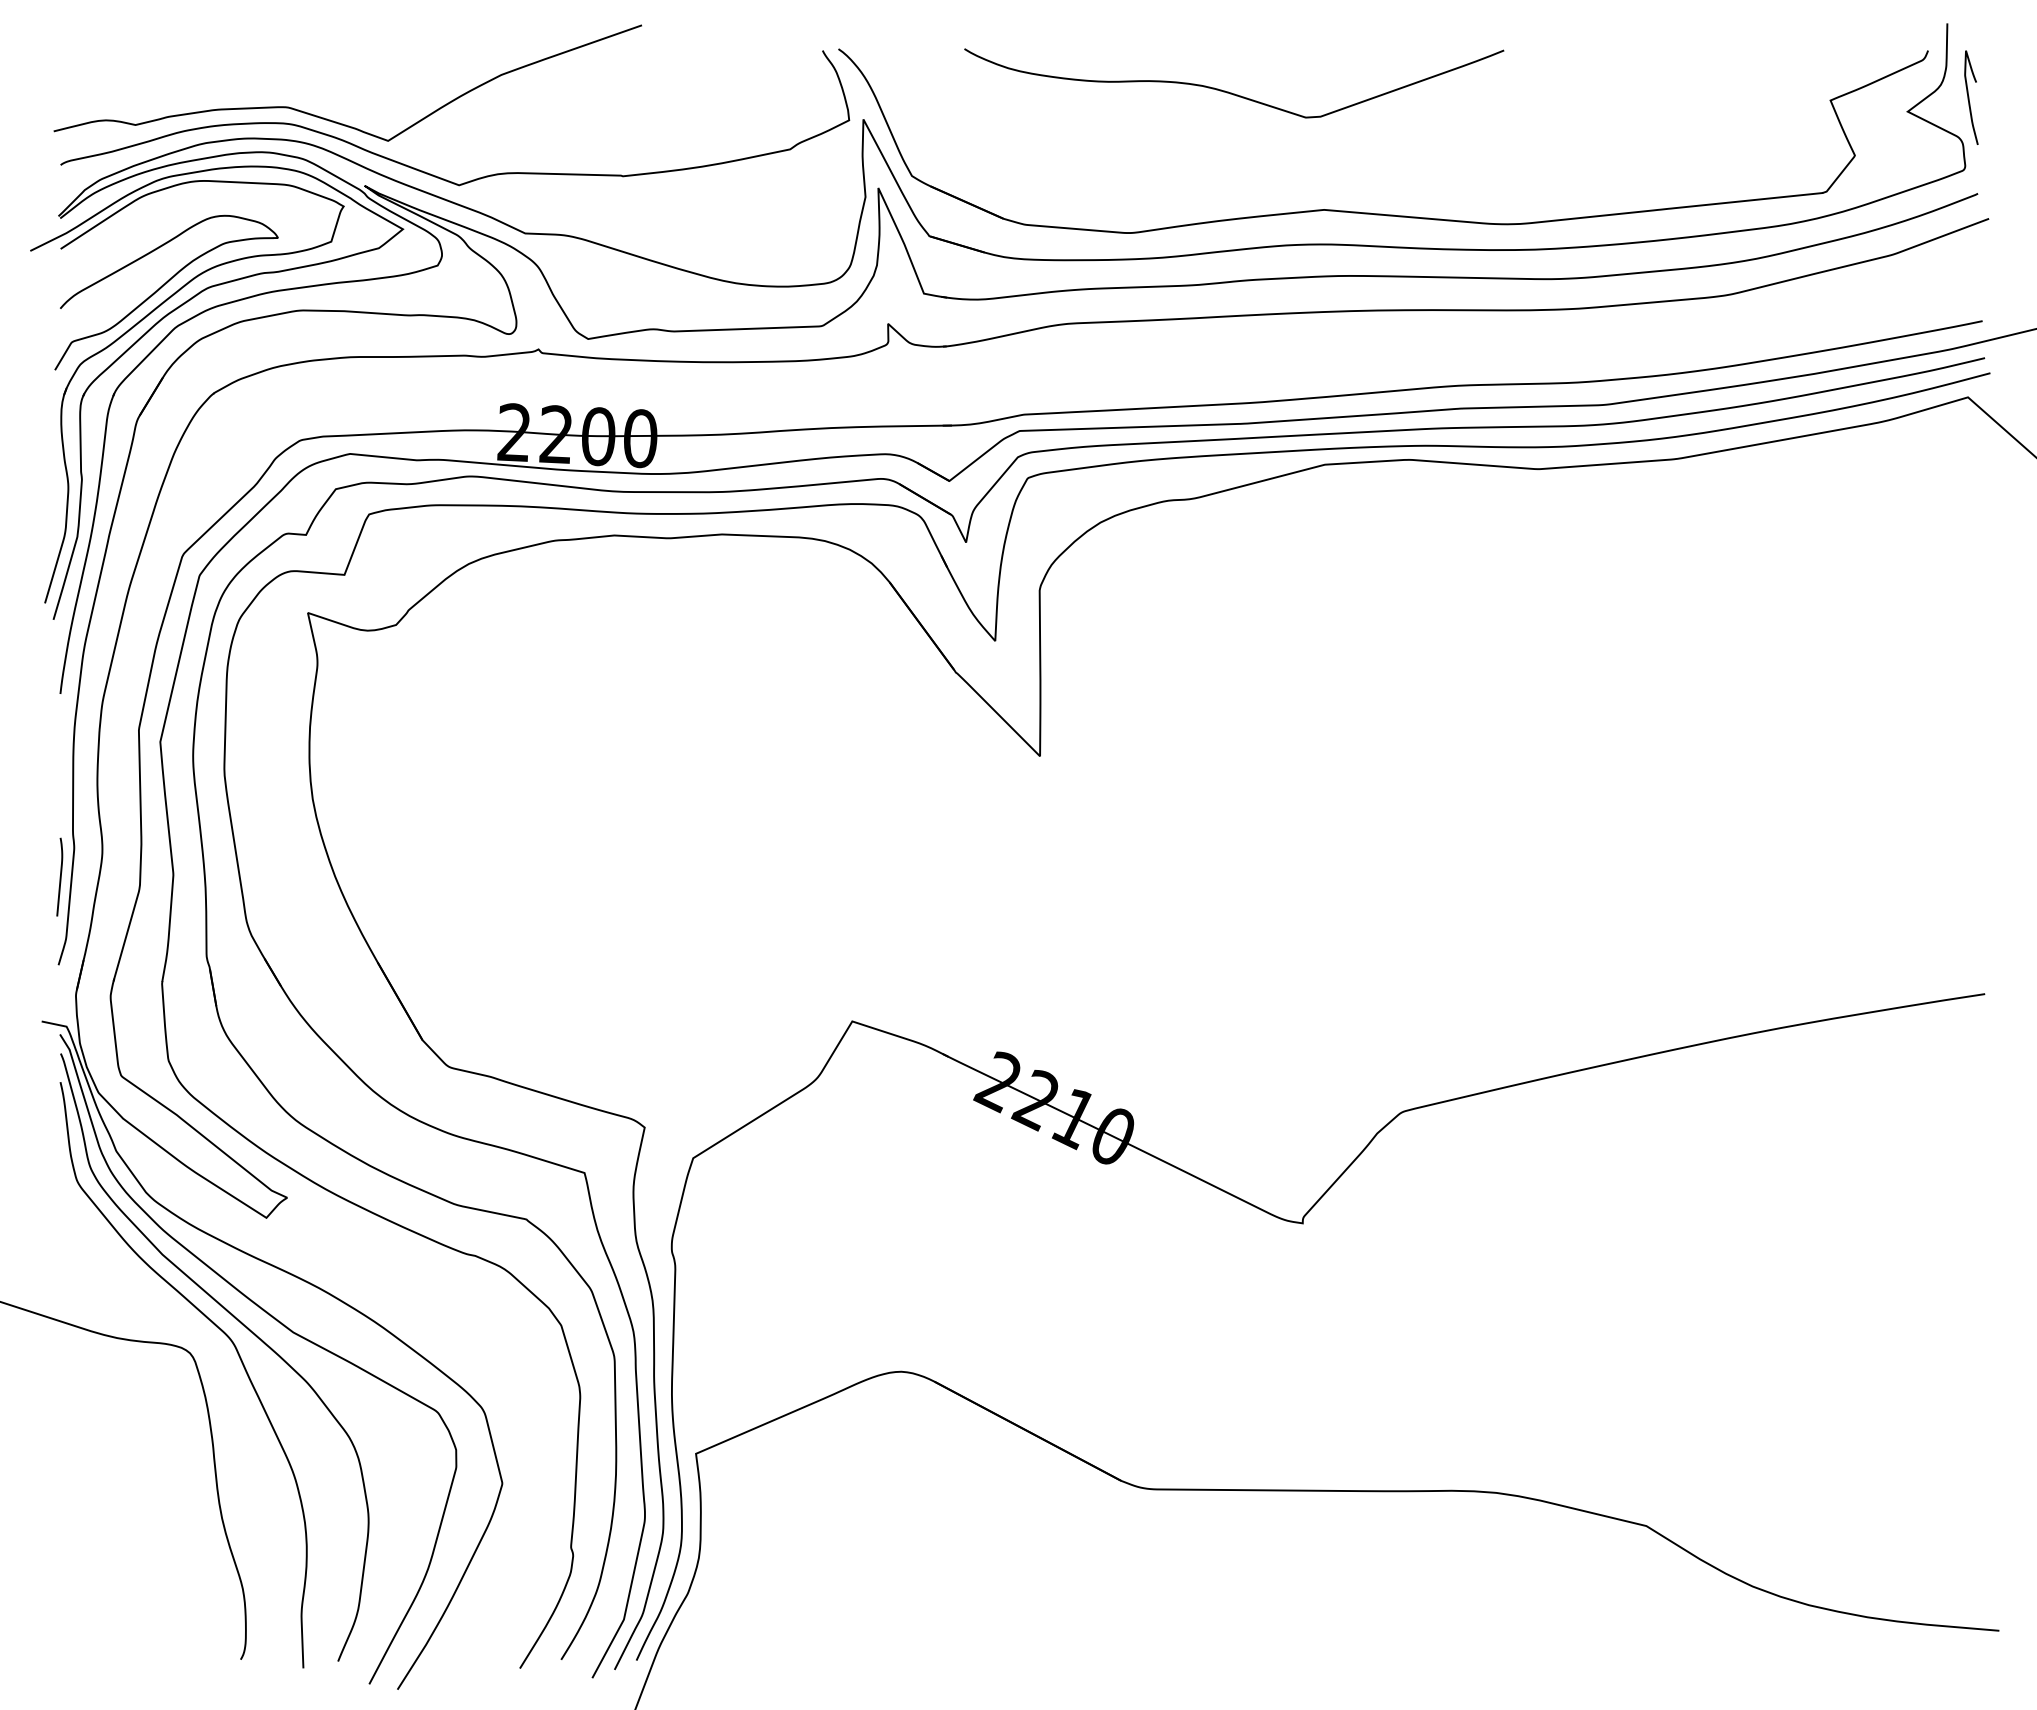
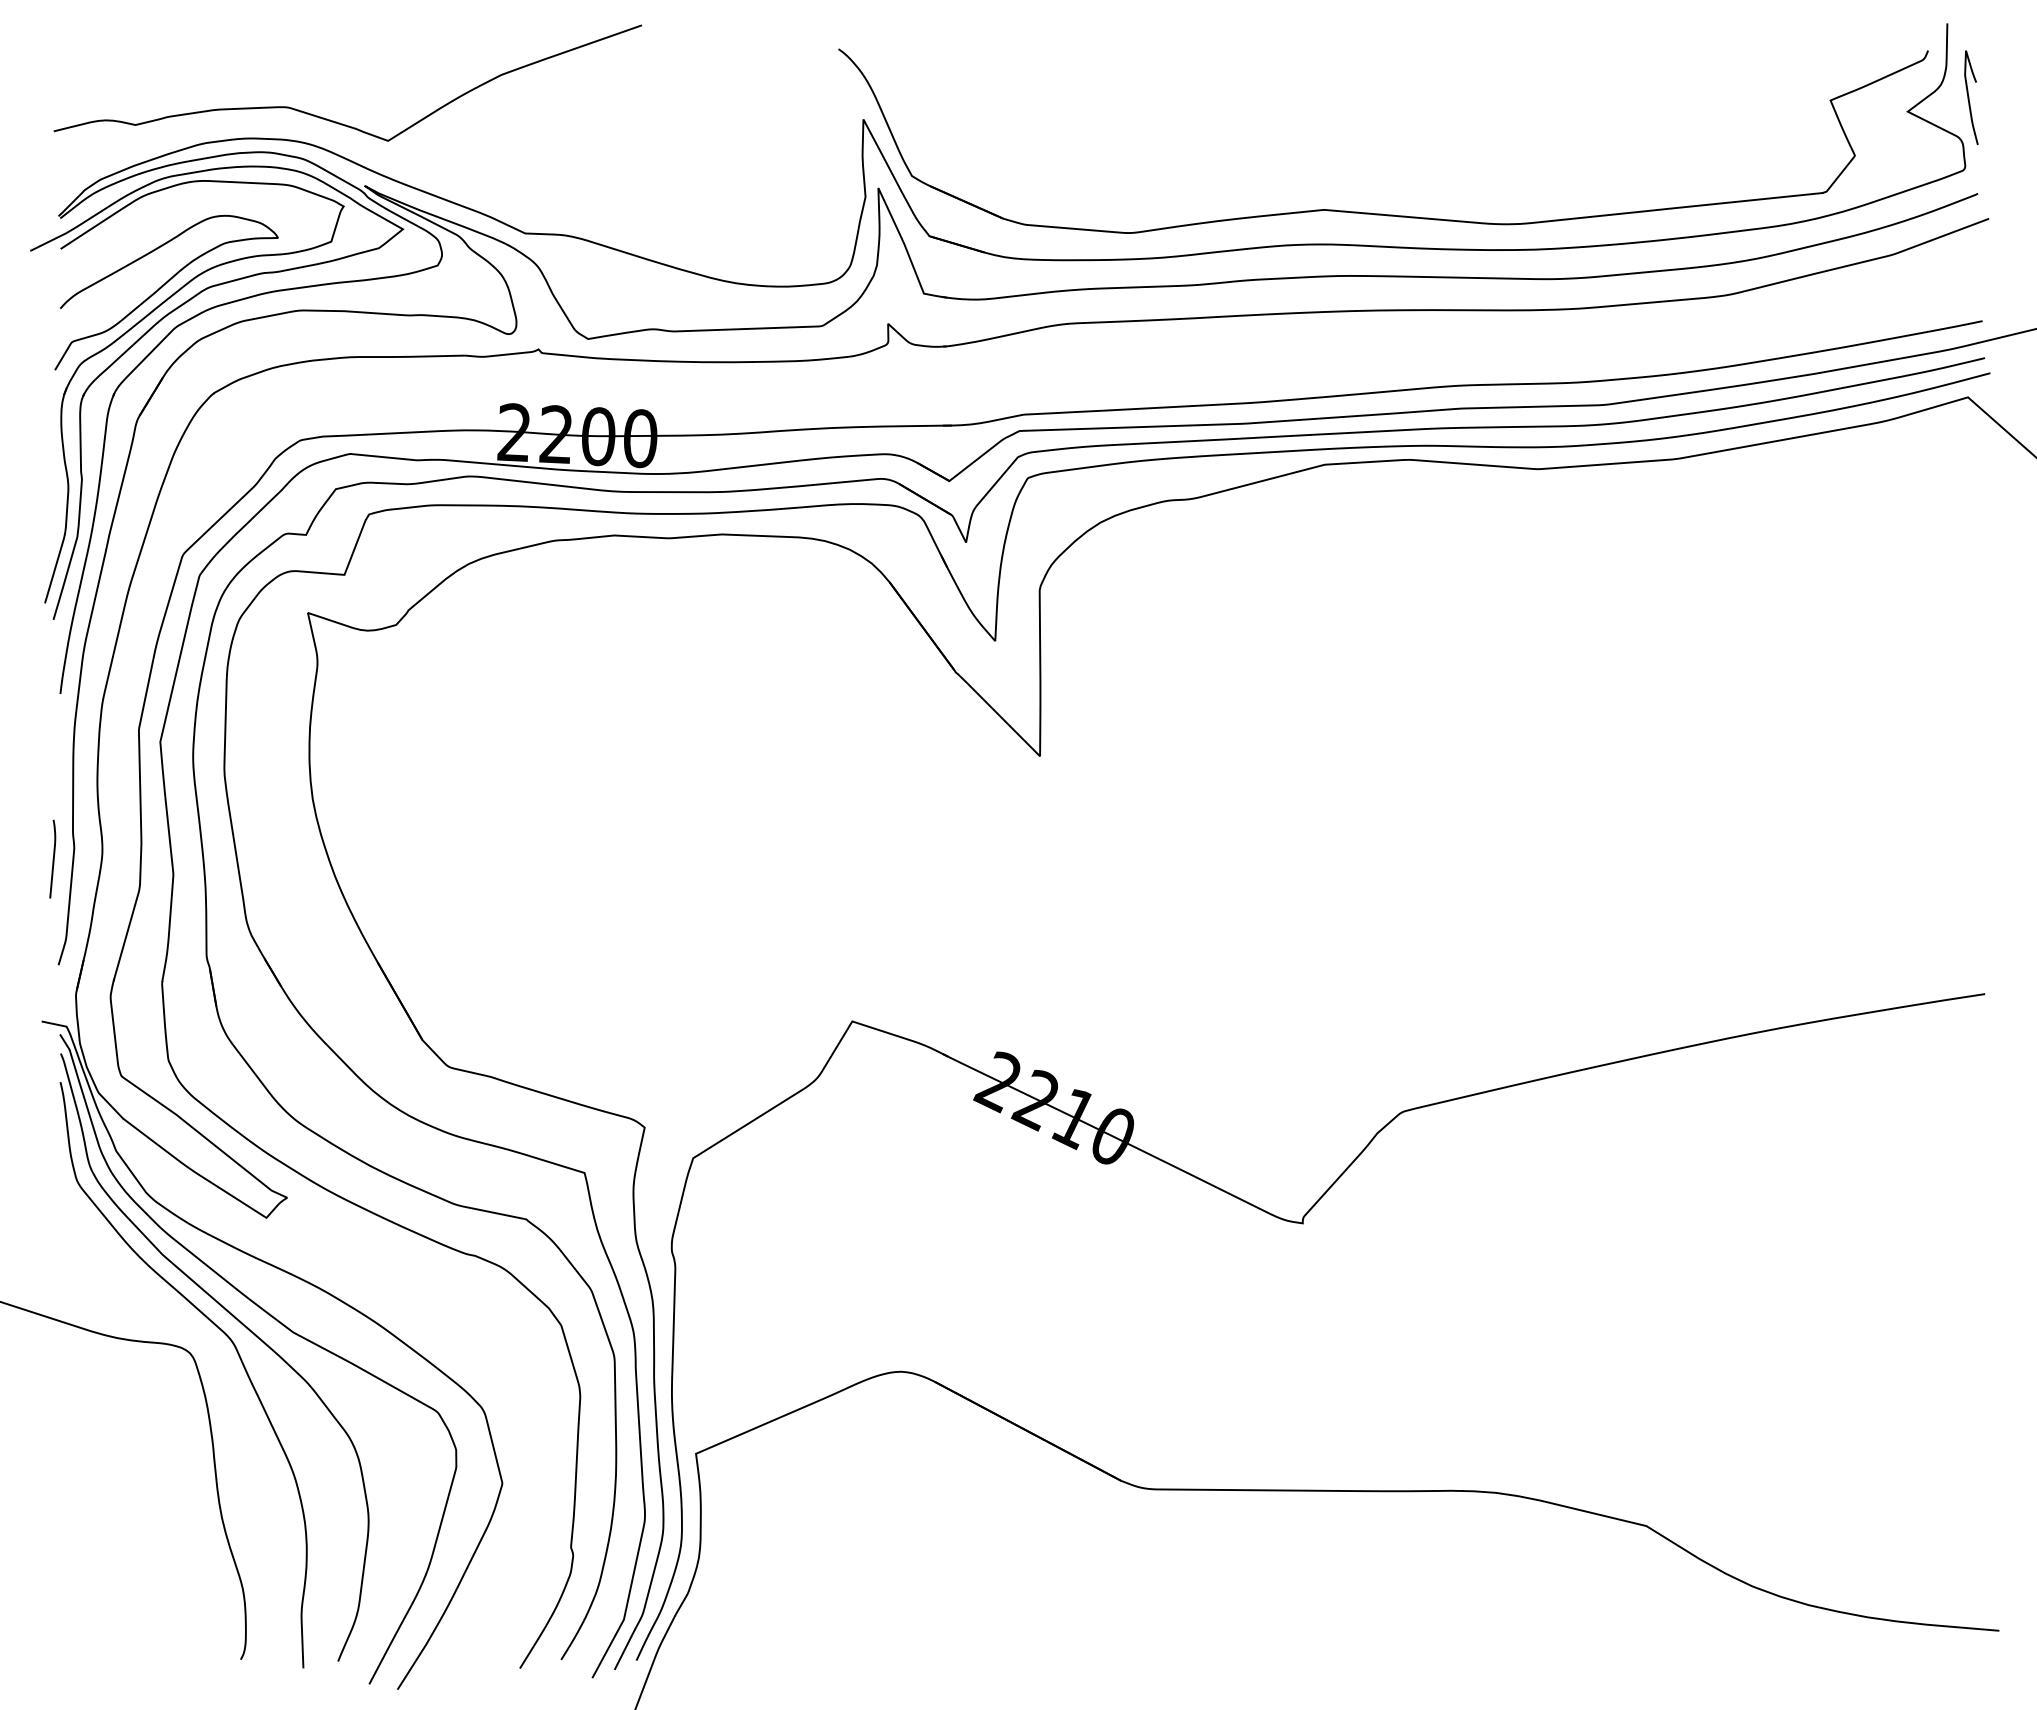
curve: present -> none (1231, 92)
curve: present -> none (433, 174)
curve position: (59, 876) -> (52, 858) (52, 858)
